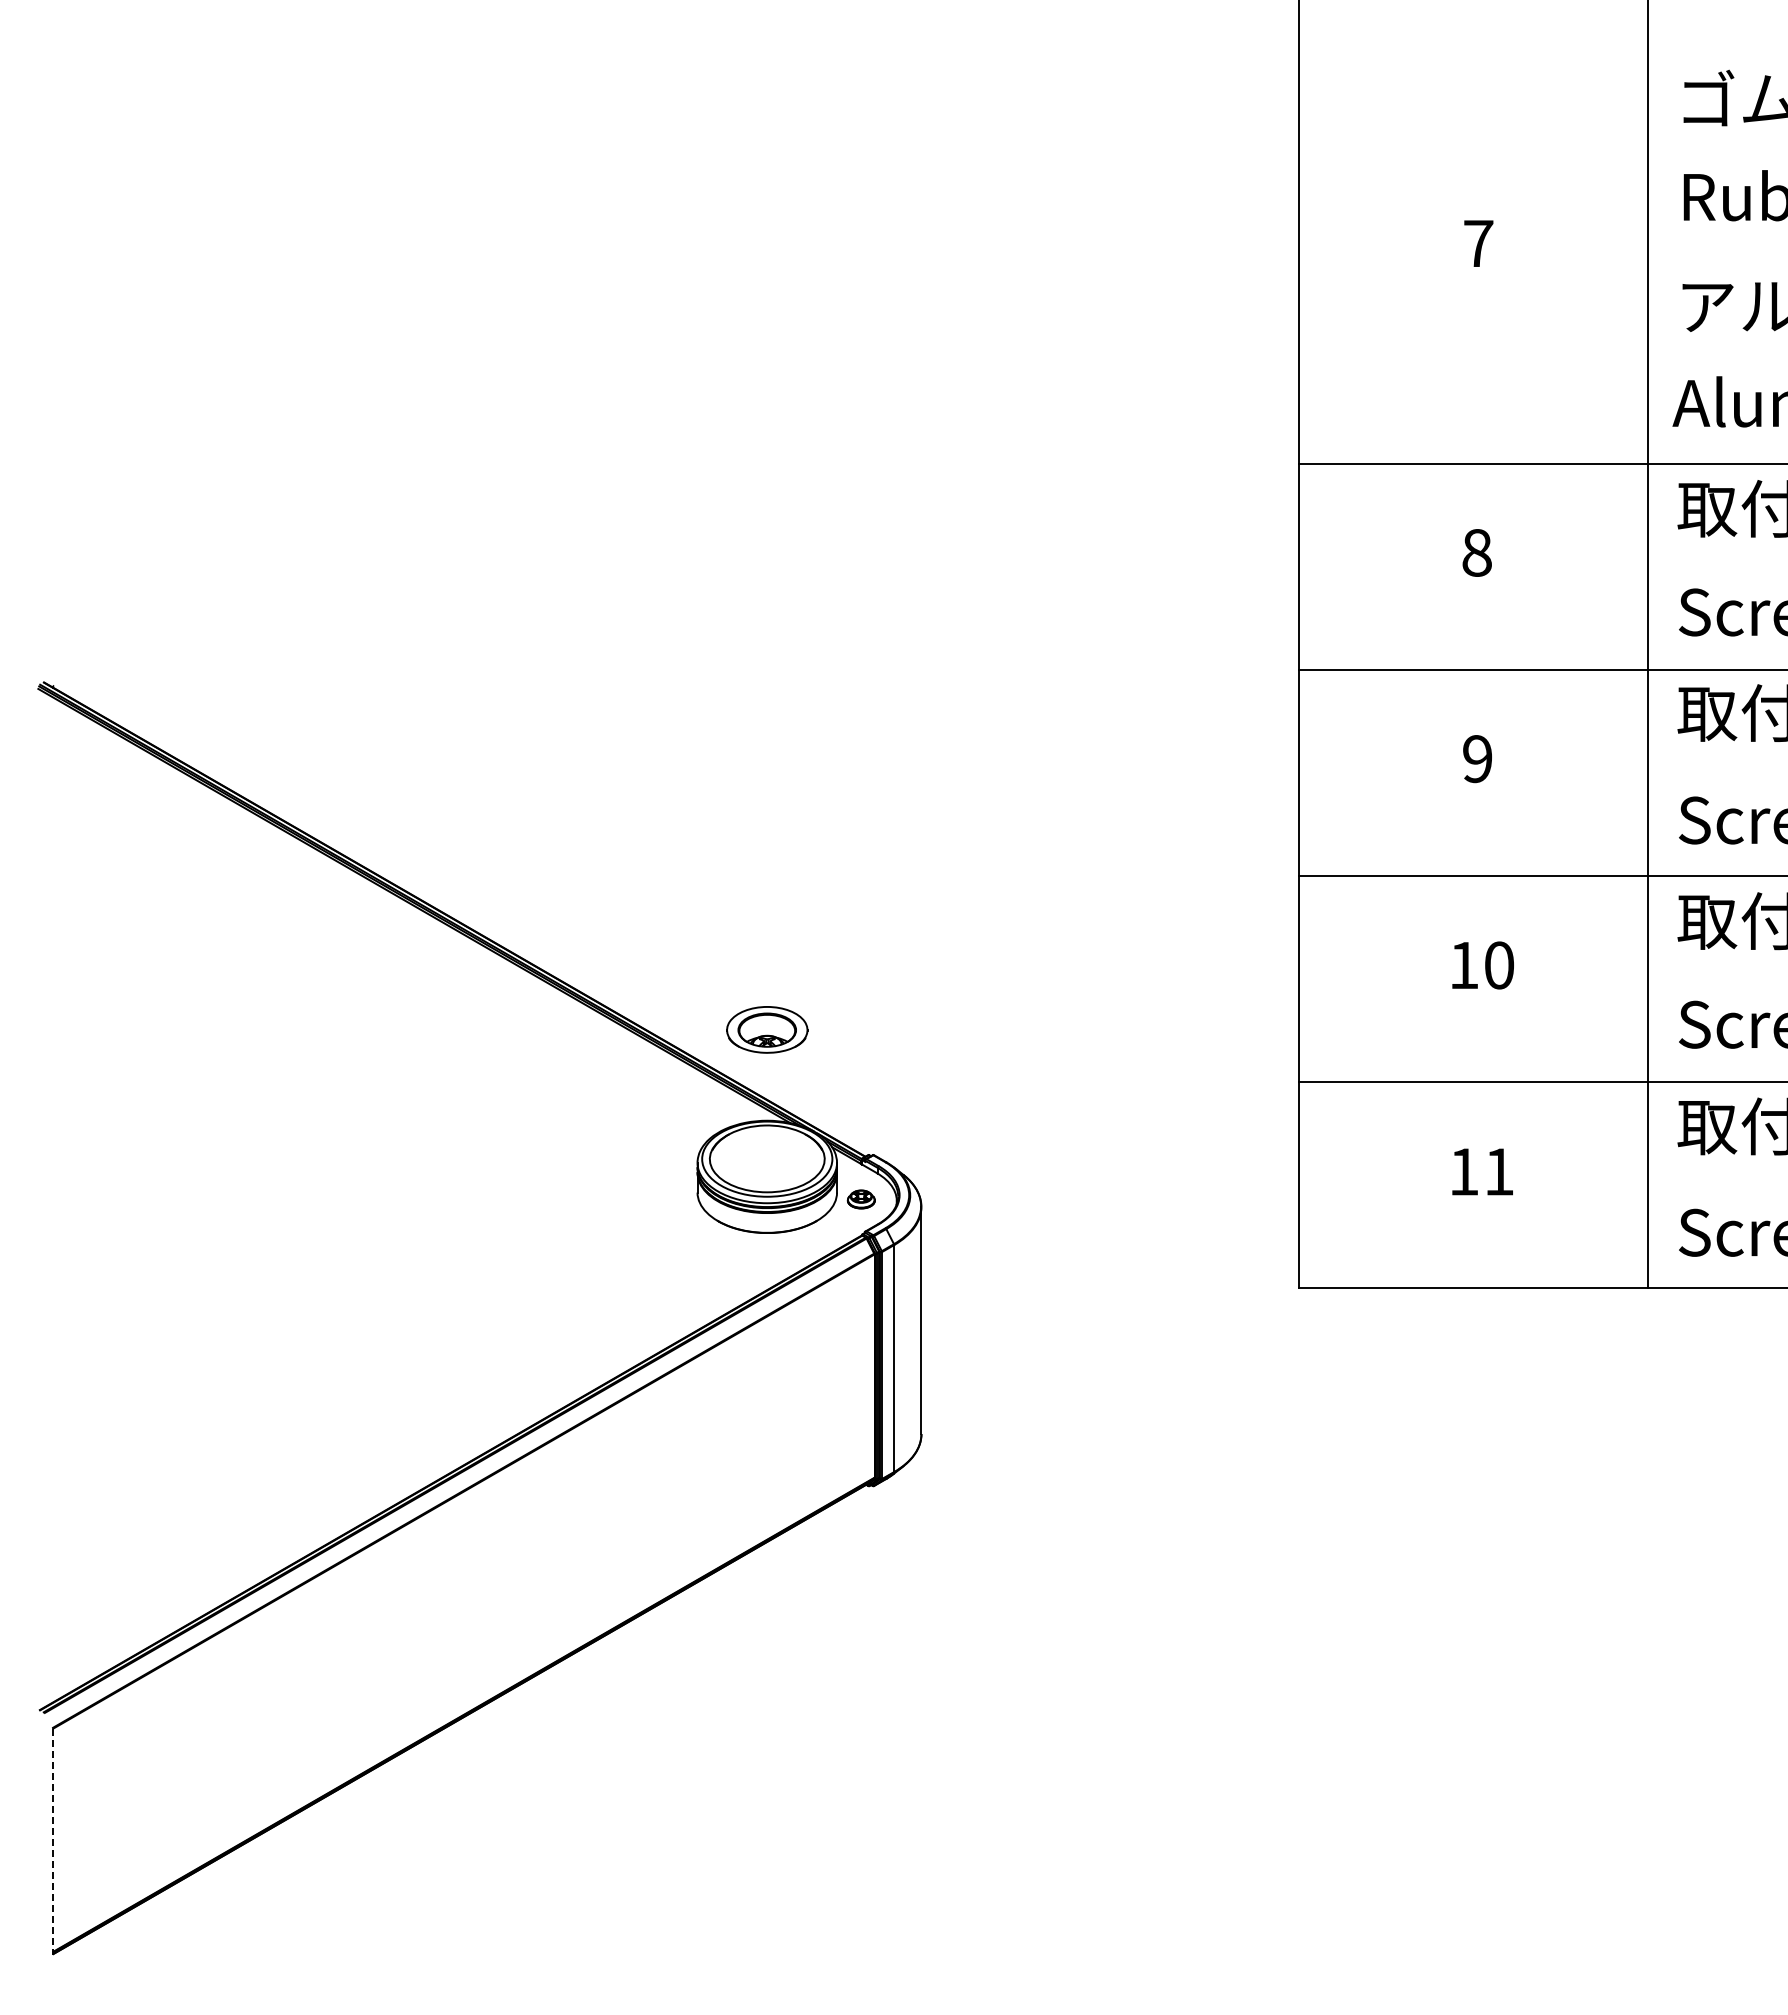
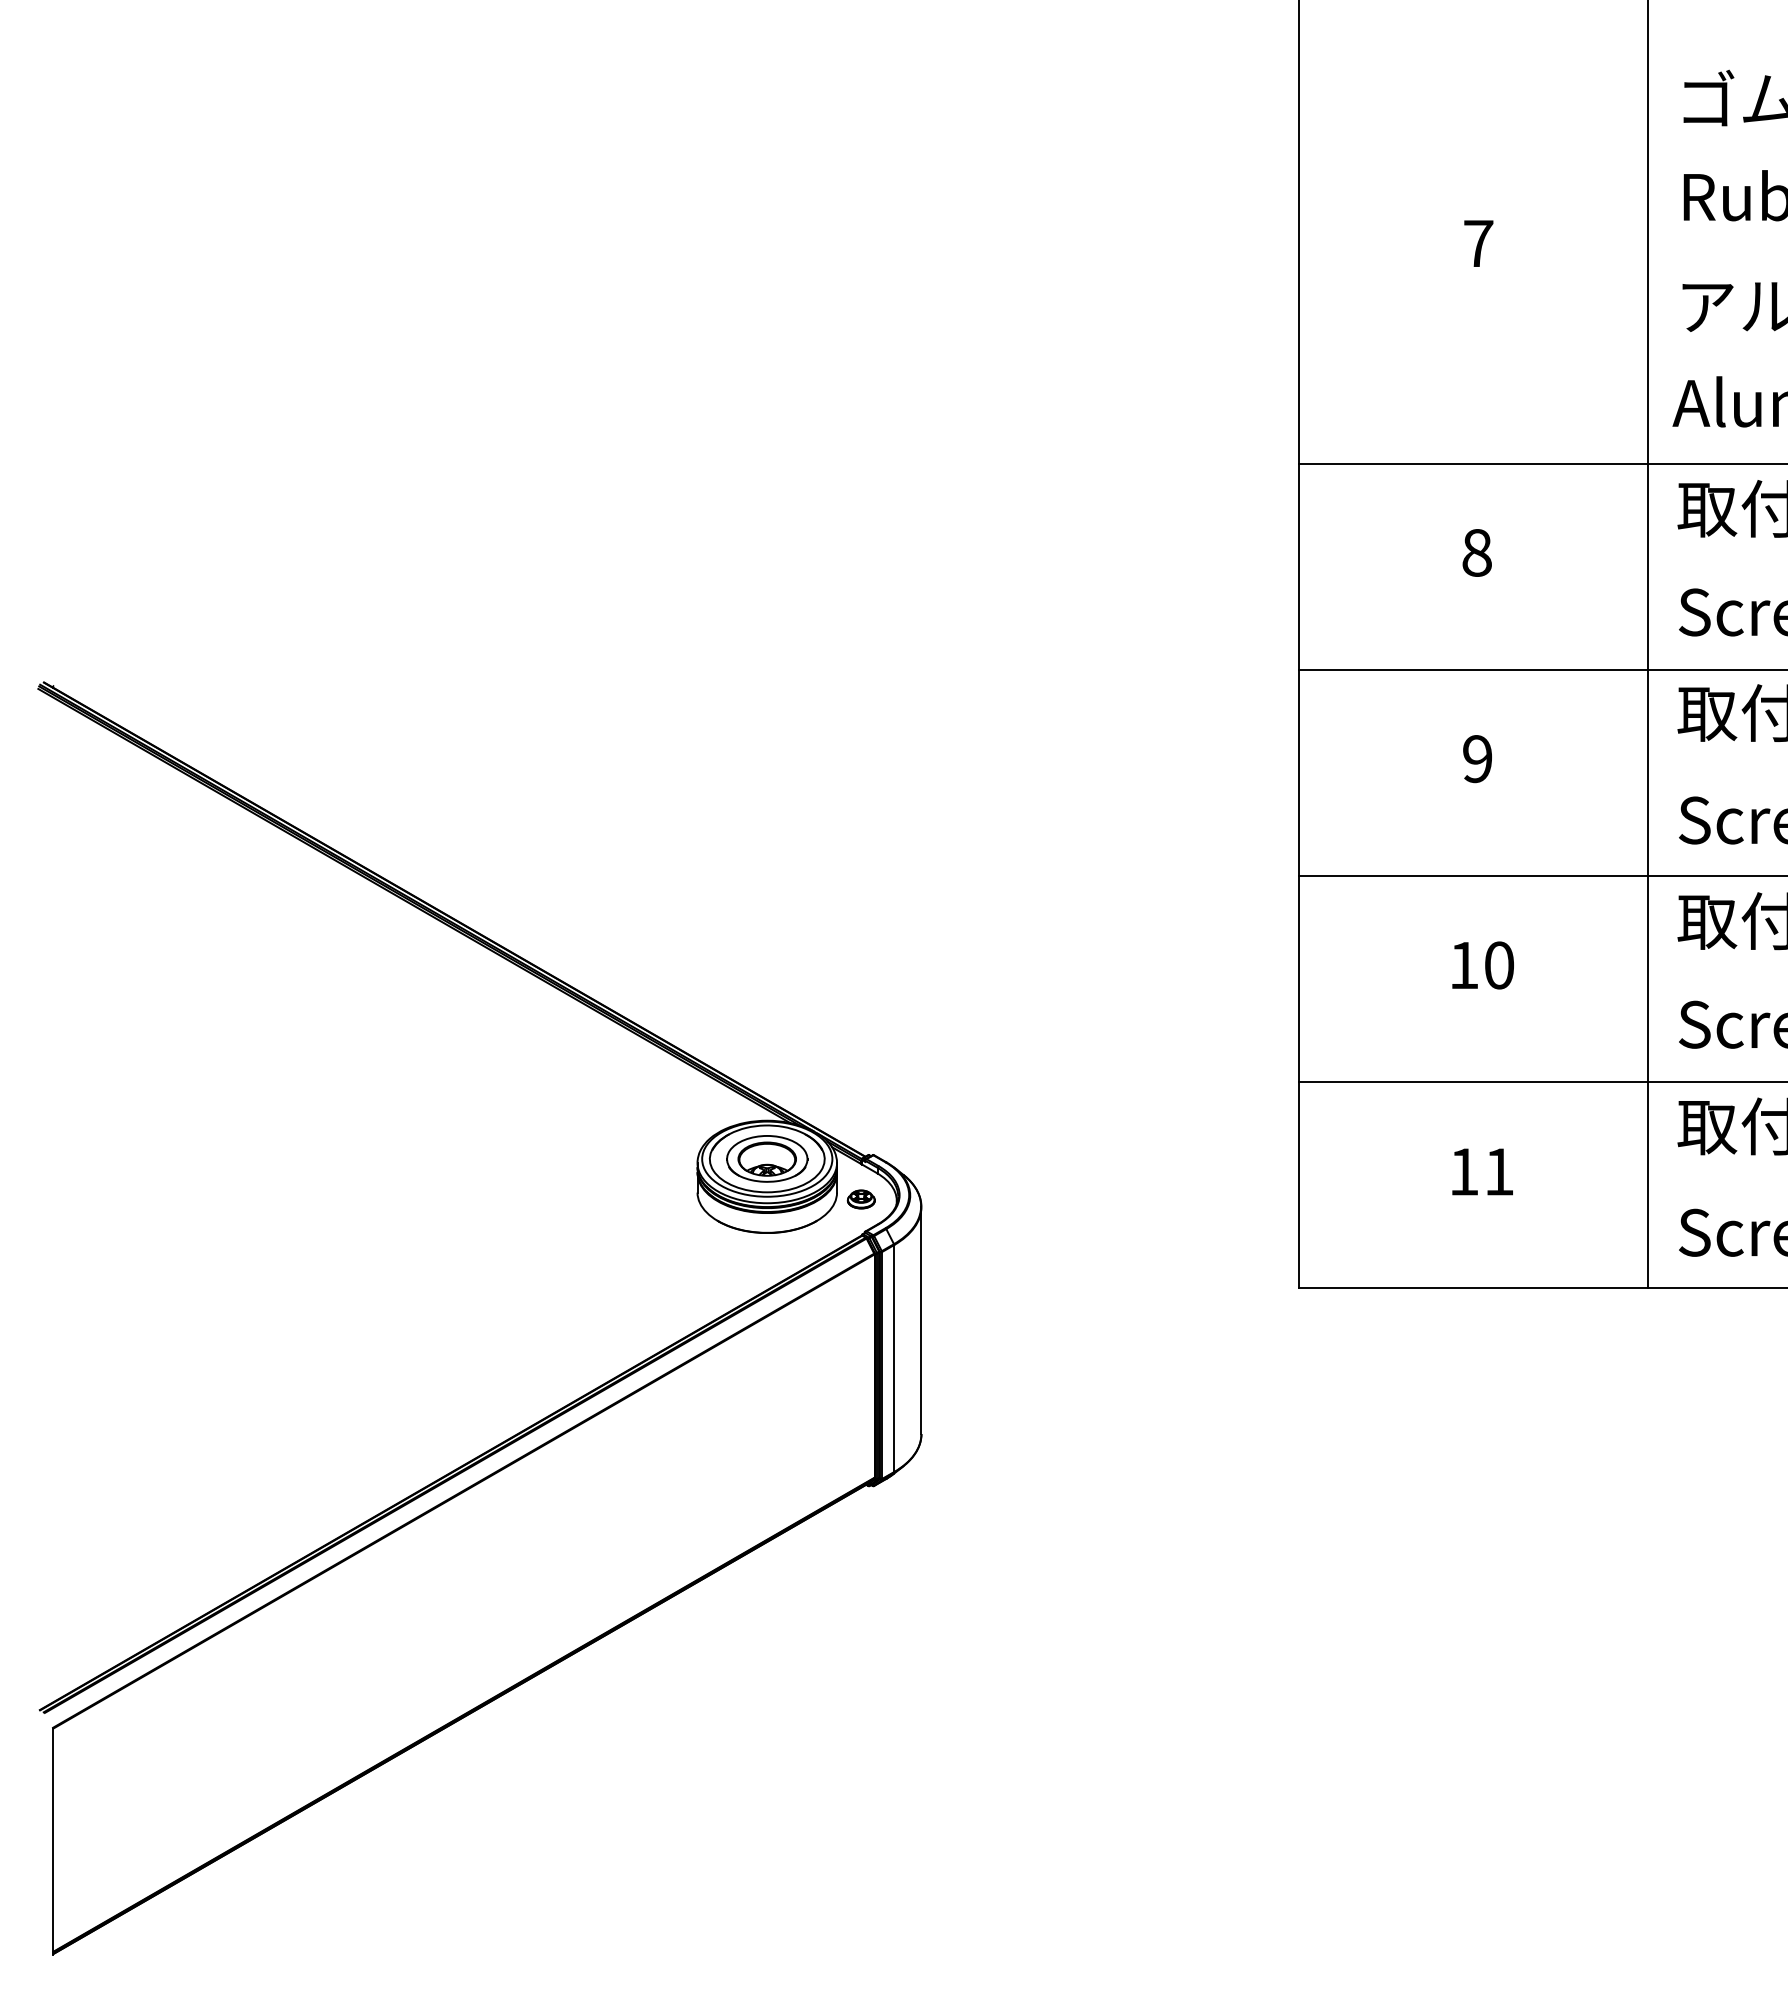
part position: (767, 1029) -> (767, 1158) (767, 1158)
line: dashed -> solid (53, 1841)
